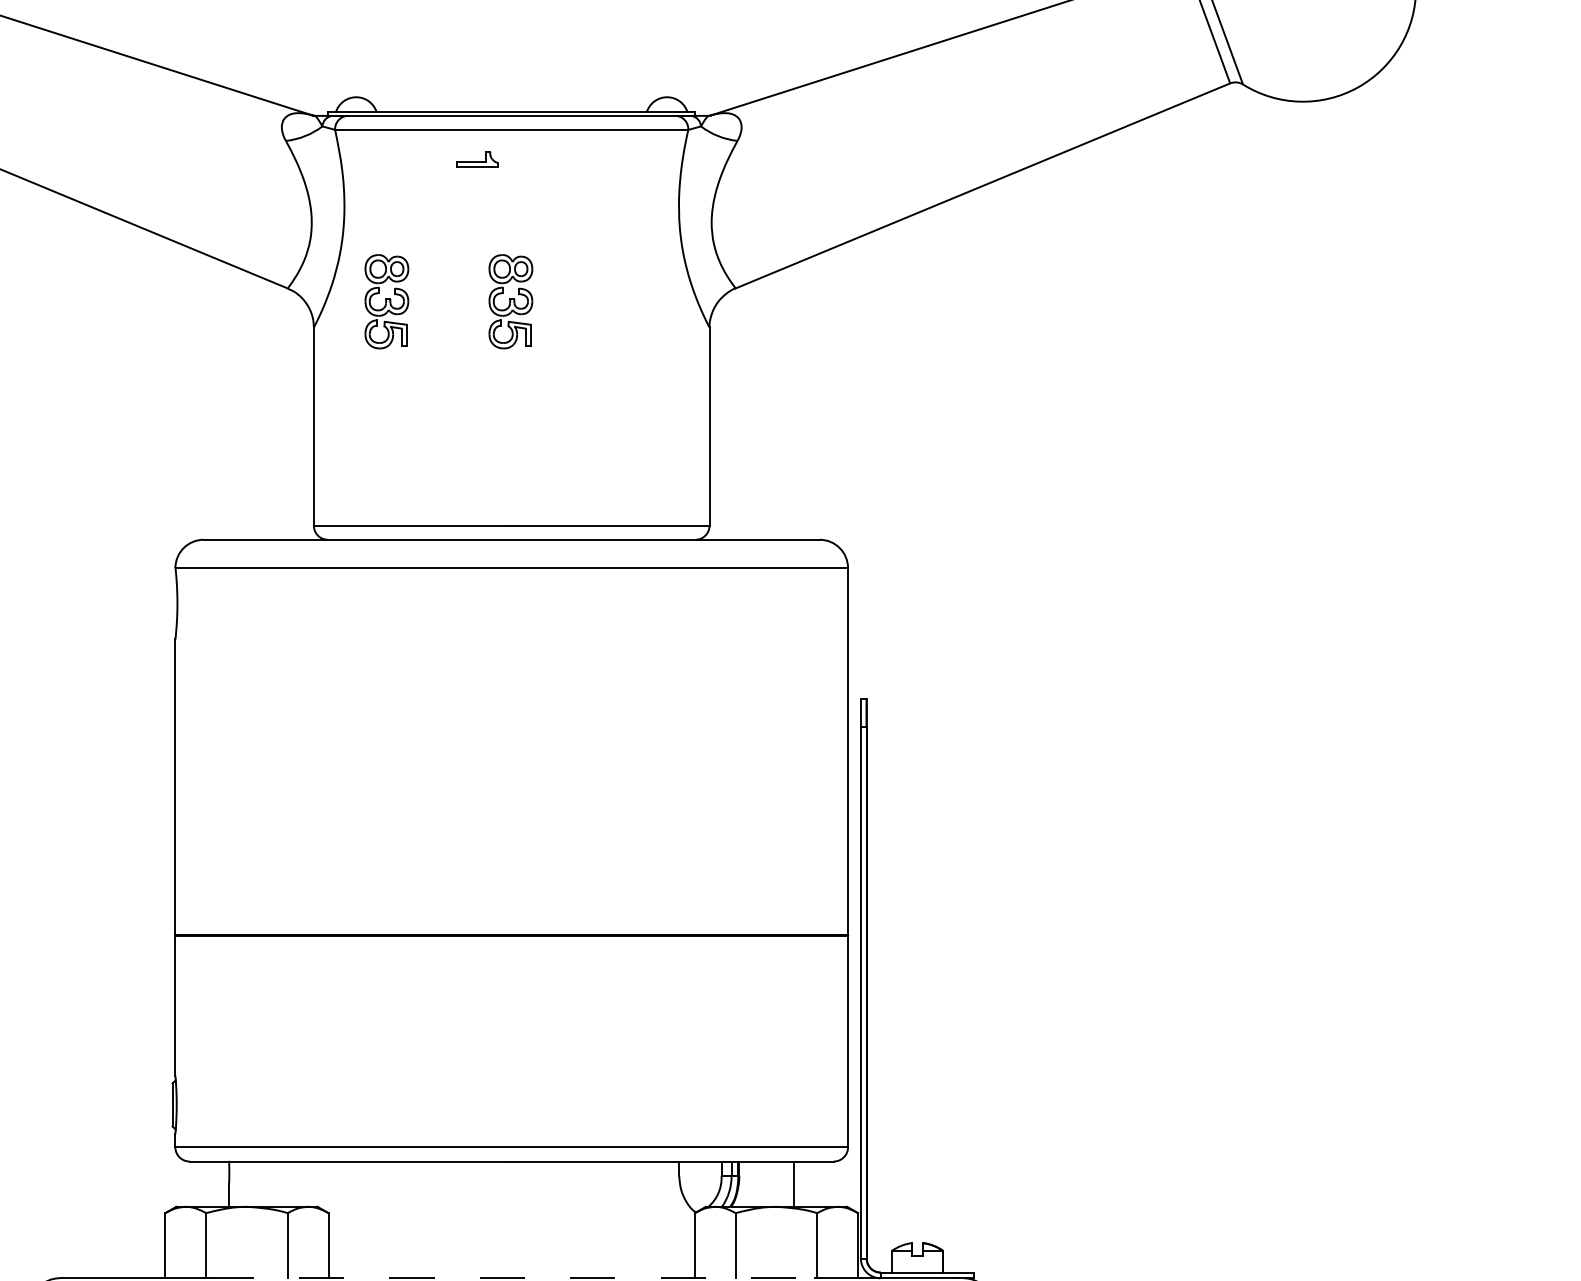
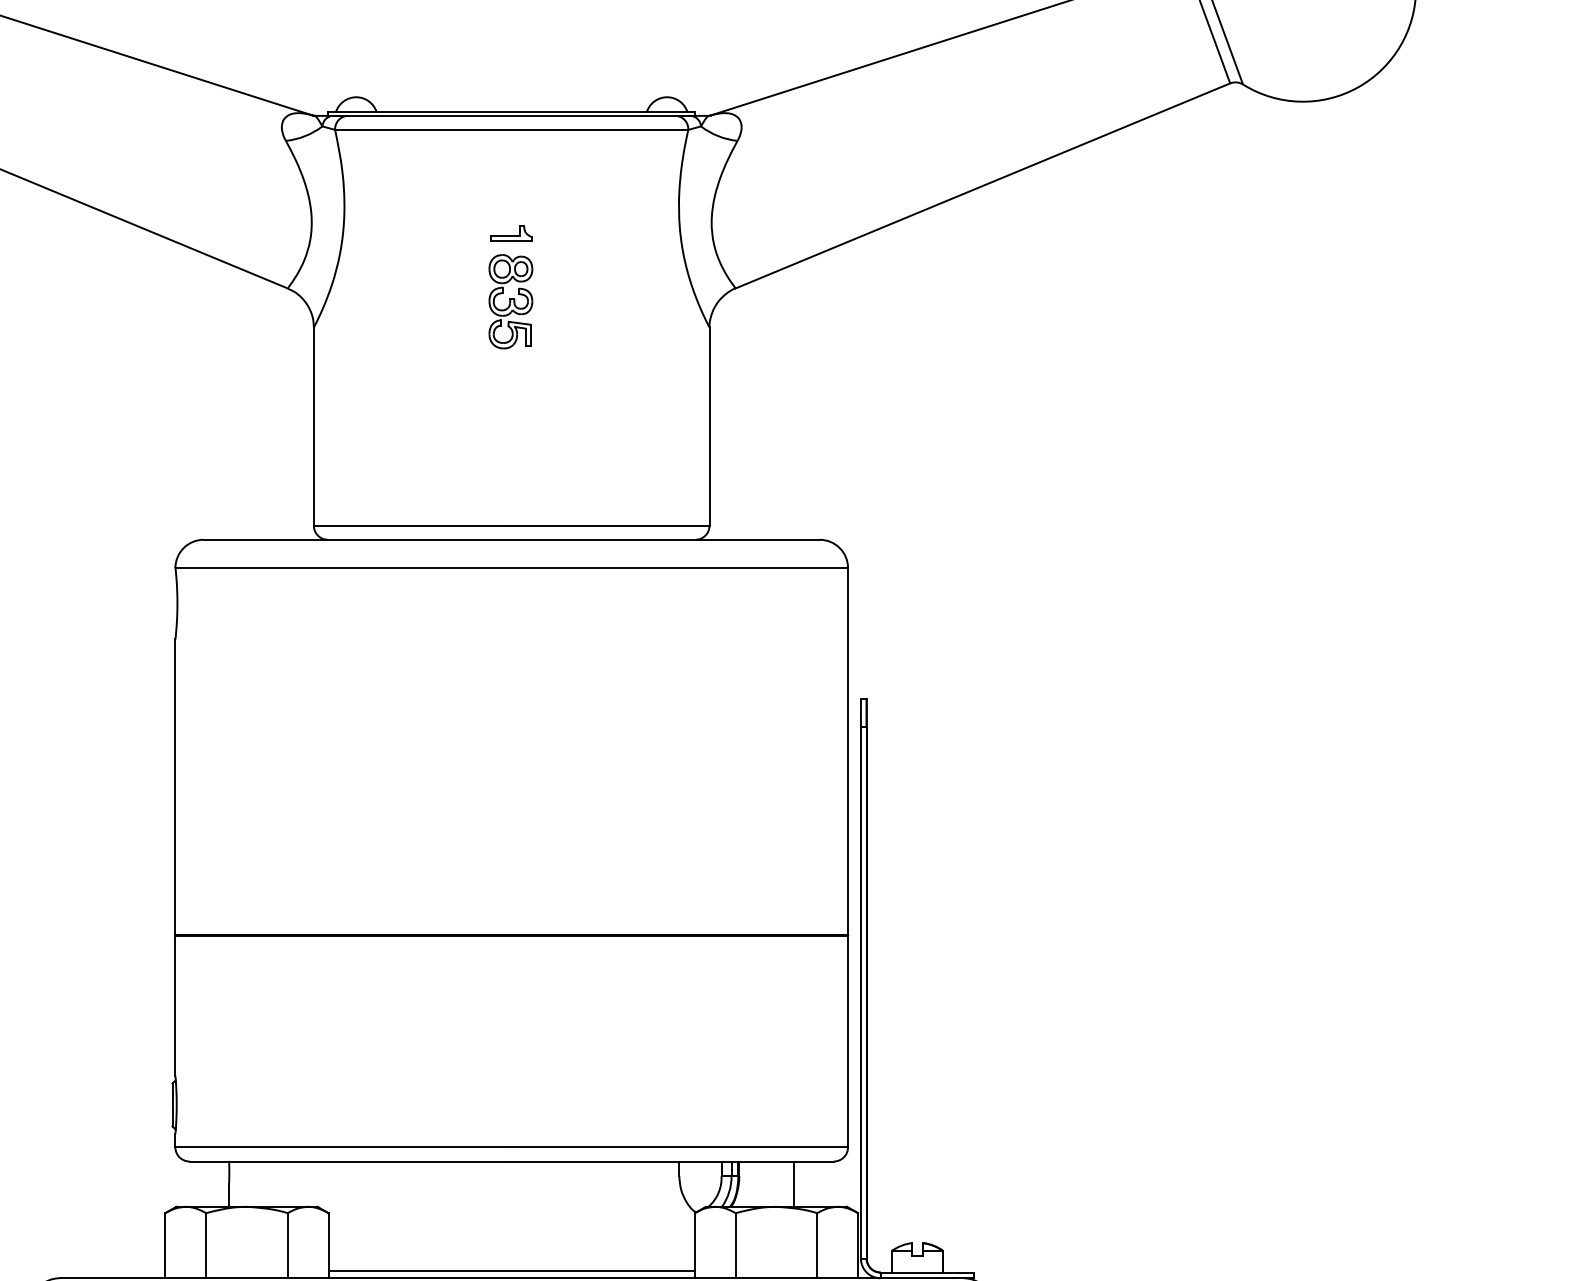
part position: (477, 159) -> (511, 233) (511, 233)
part: present -> none (386, 301)
line: none -> present (511, 1271)
line: dashed -> solid (512, 1278)
